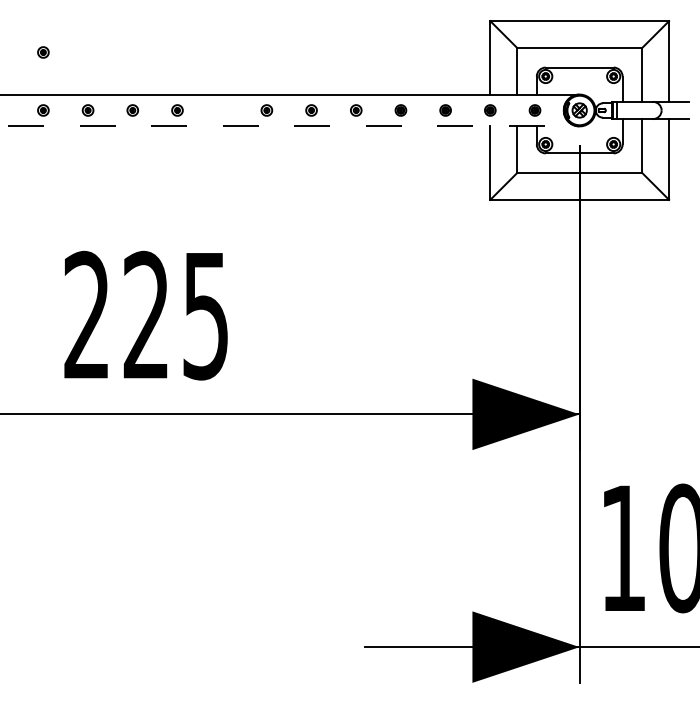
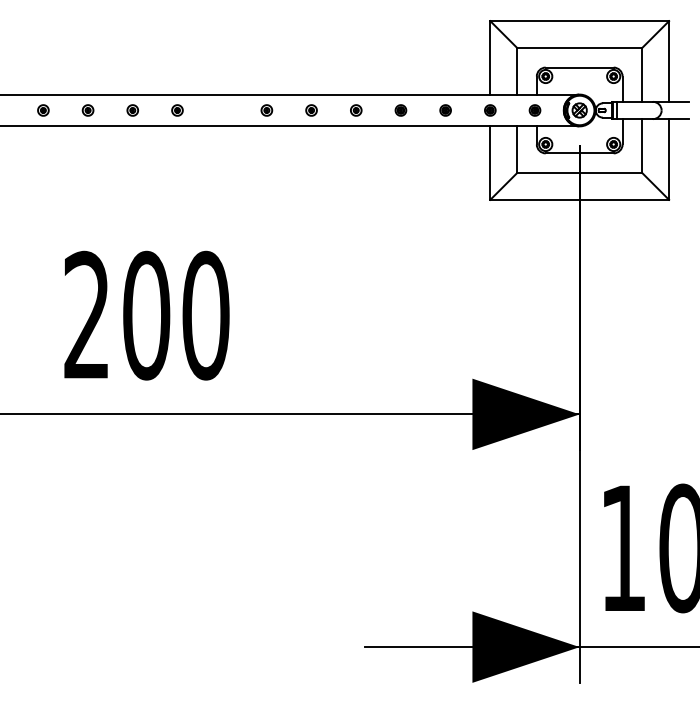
part: present -> none (43, 52)
line: dashed -> solid (290, 126)
text: 225 -> 200 (176, 315)
